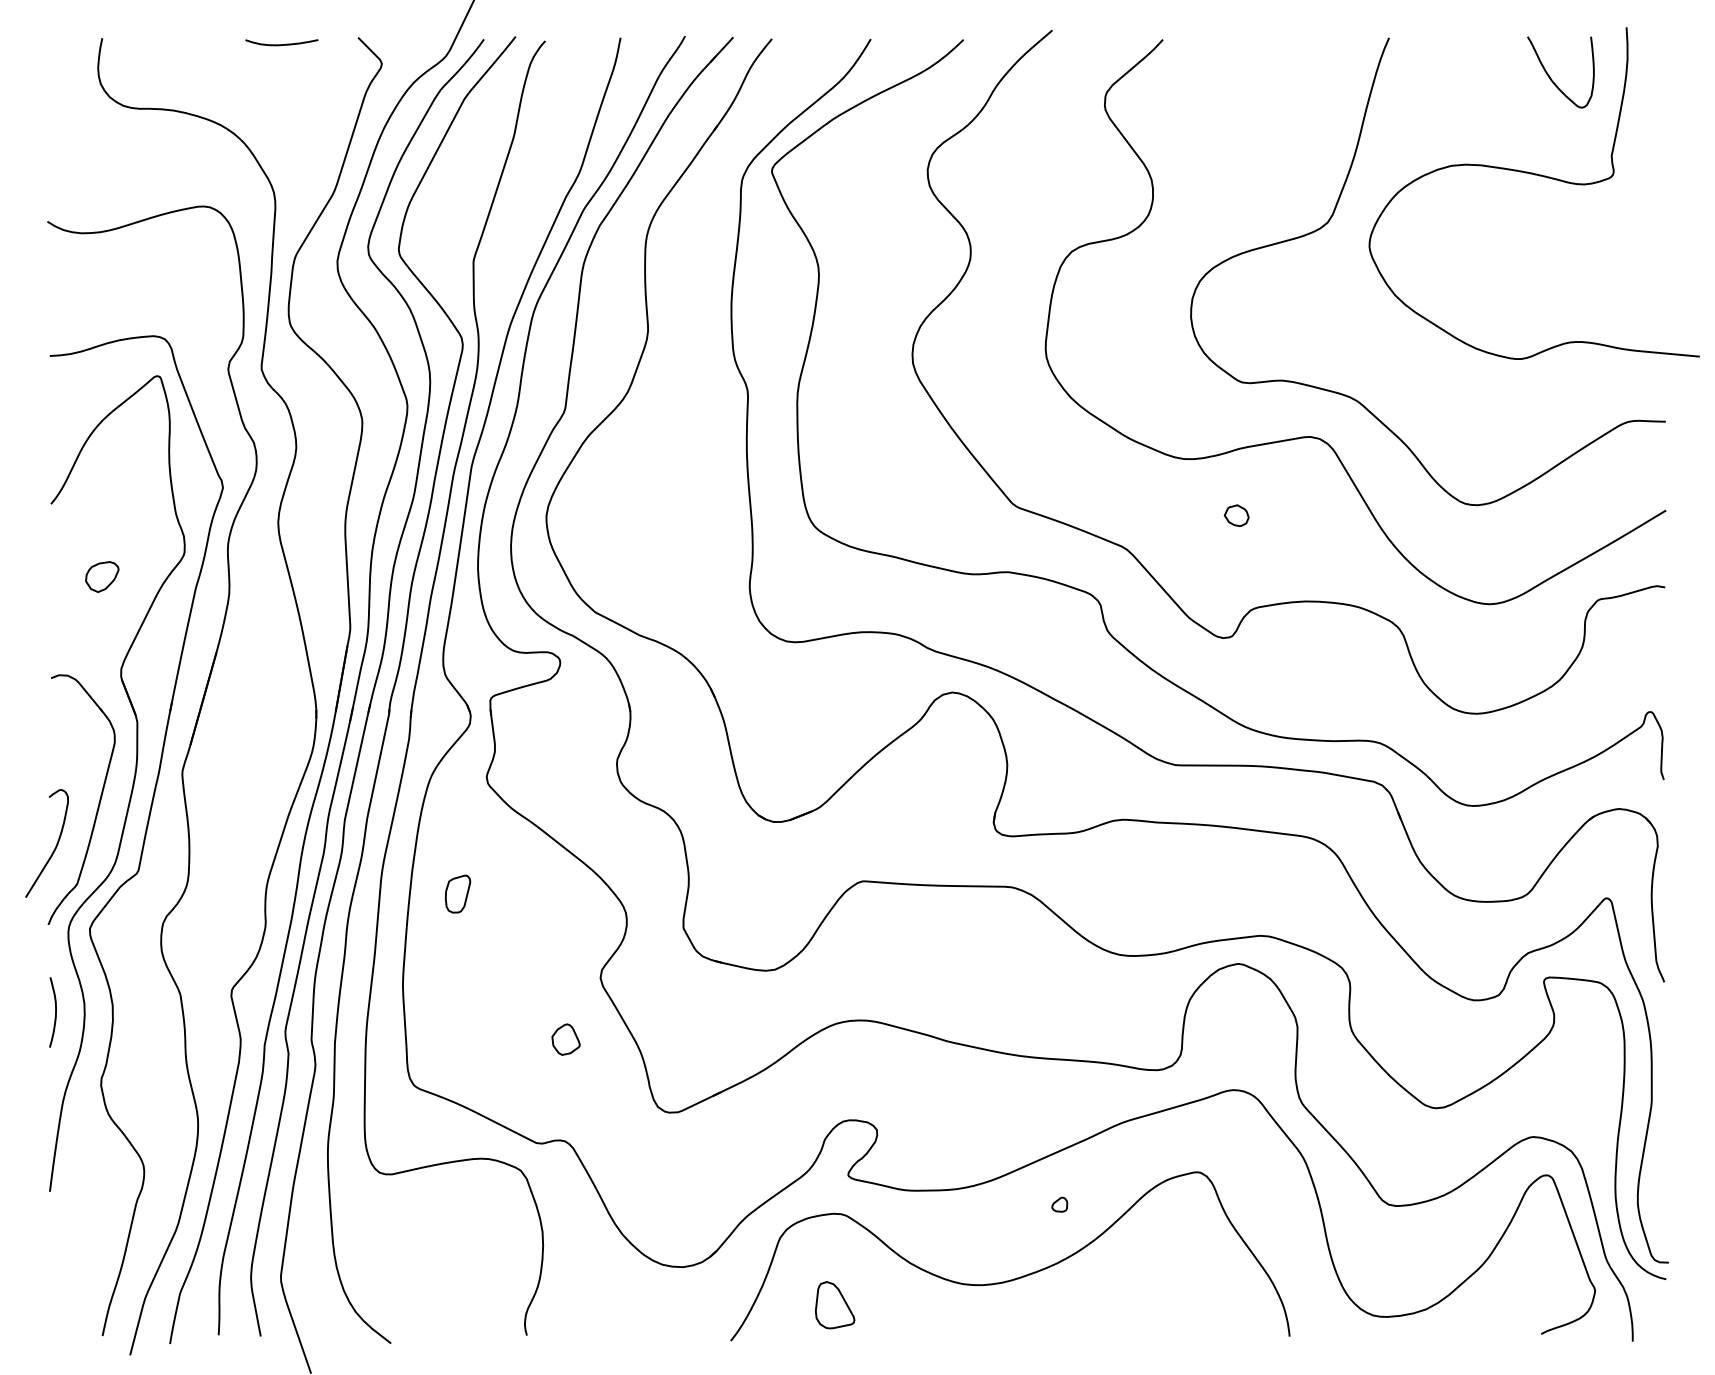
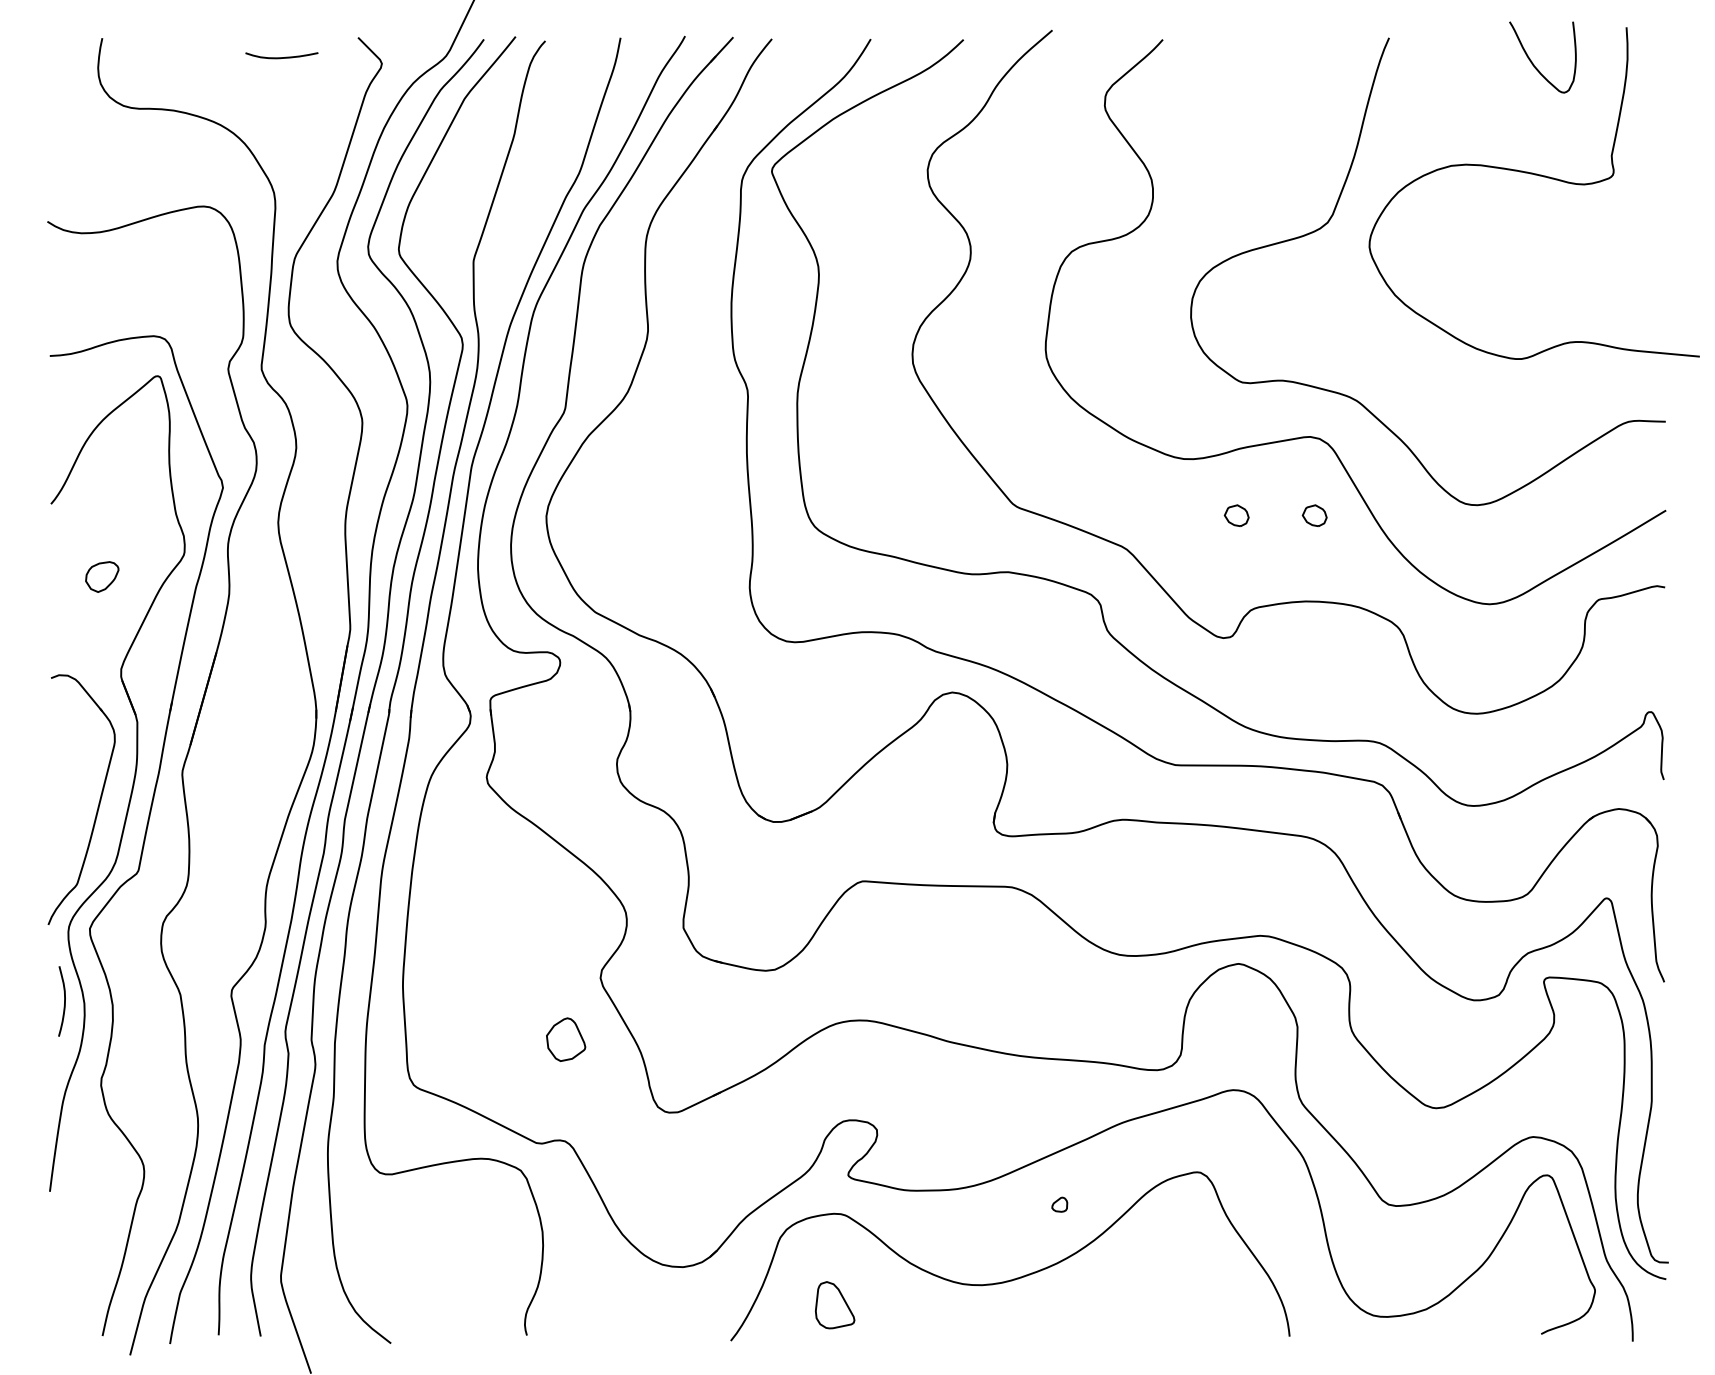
curve position: (281, 44) -> (281, 57) (281, 57)
curve position: (1552, 79) -> (1534, 64) (1534, 64)
part: none -> present (1314, 515)
curve: present -> none (55, 845)
part: present -> none (457, 893)
curve position: (55, 1012) -> (64, 1001) (64, 1001)
part size: 30x33 px -> 41x45 px (566, 1039)
